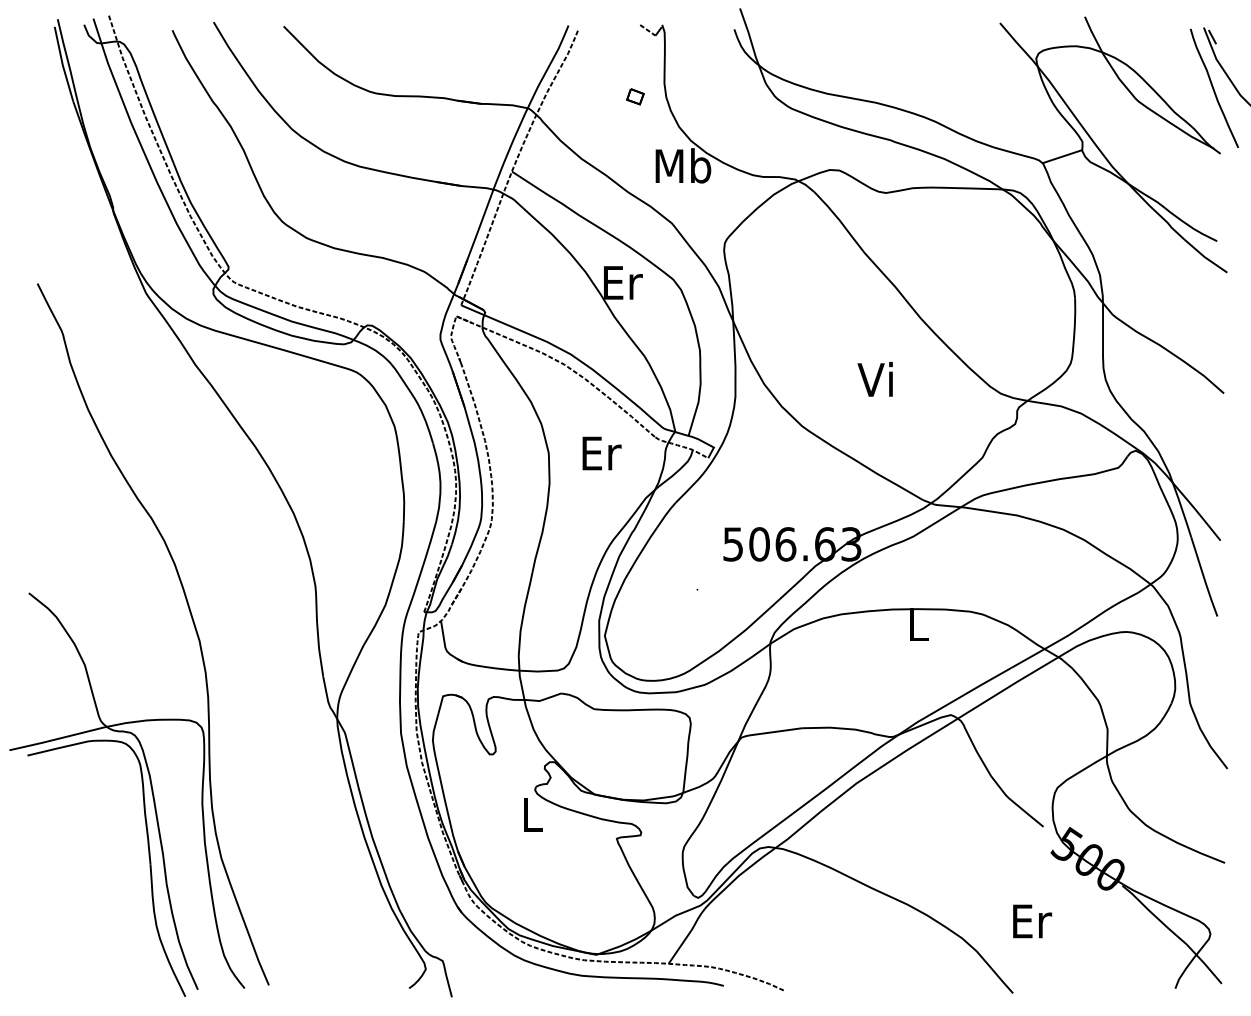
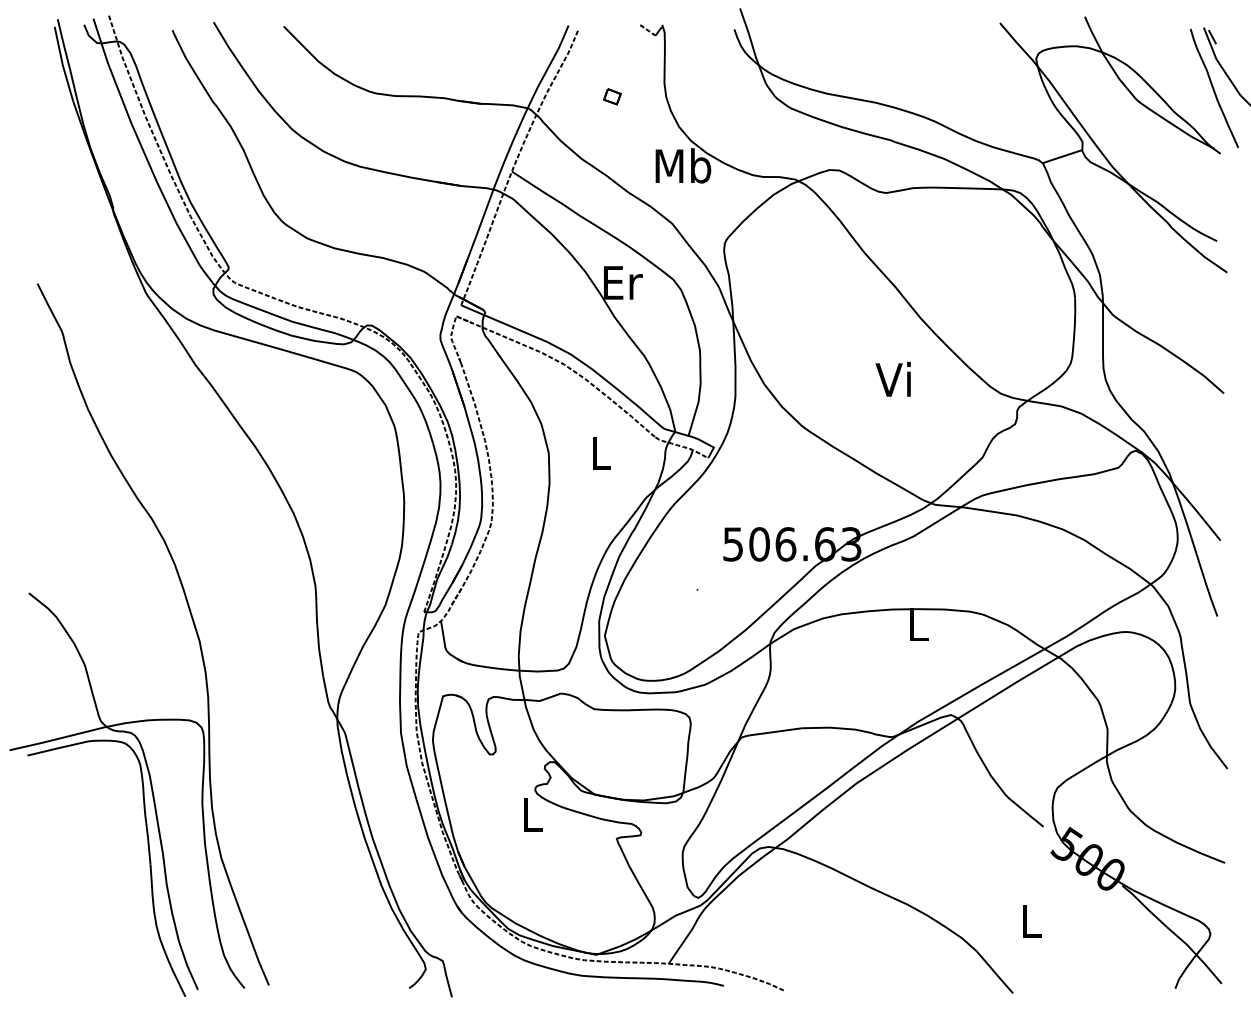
part position: (635, 96) -> (612, 96) (612, 96)
text position: (874, 379) -> (892, 379) (892, 379)
text: Er -> L (601, 453)
text: Er -> L (1032, 921)
